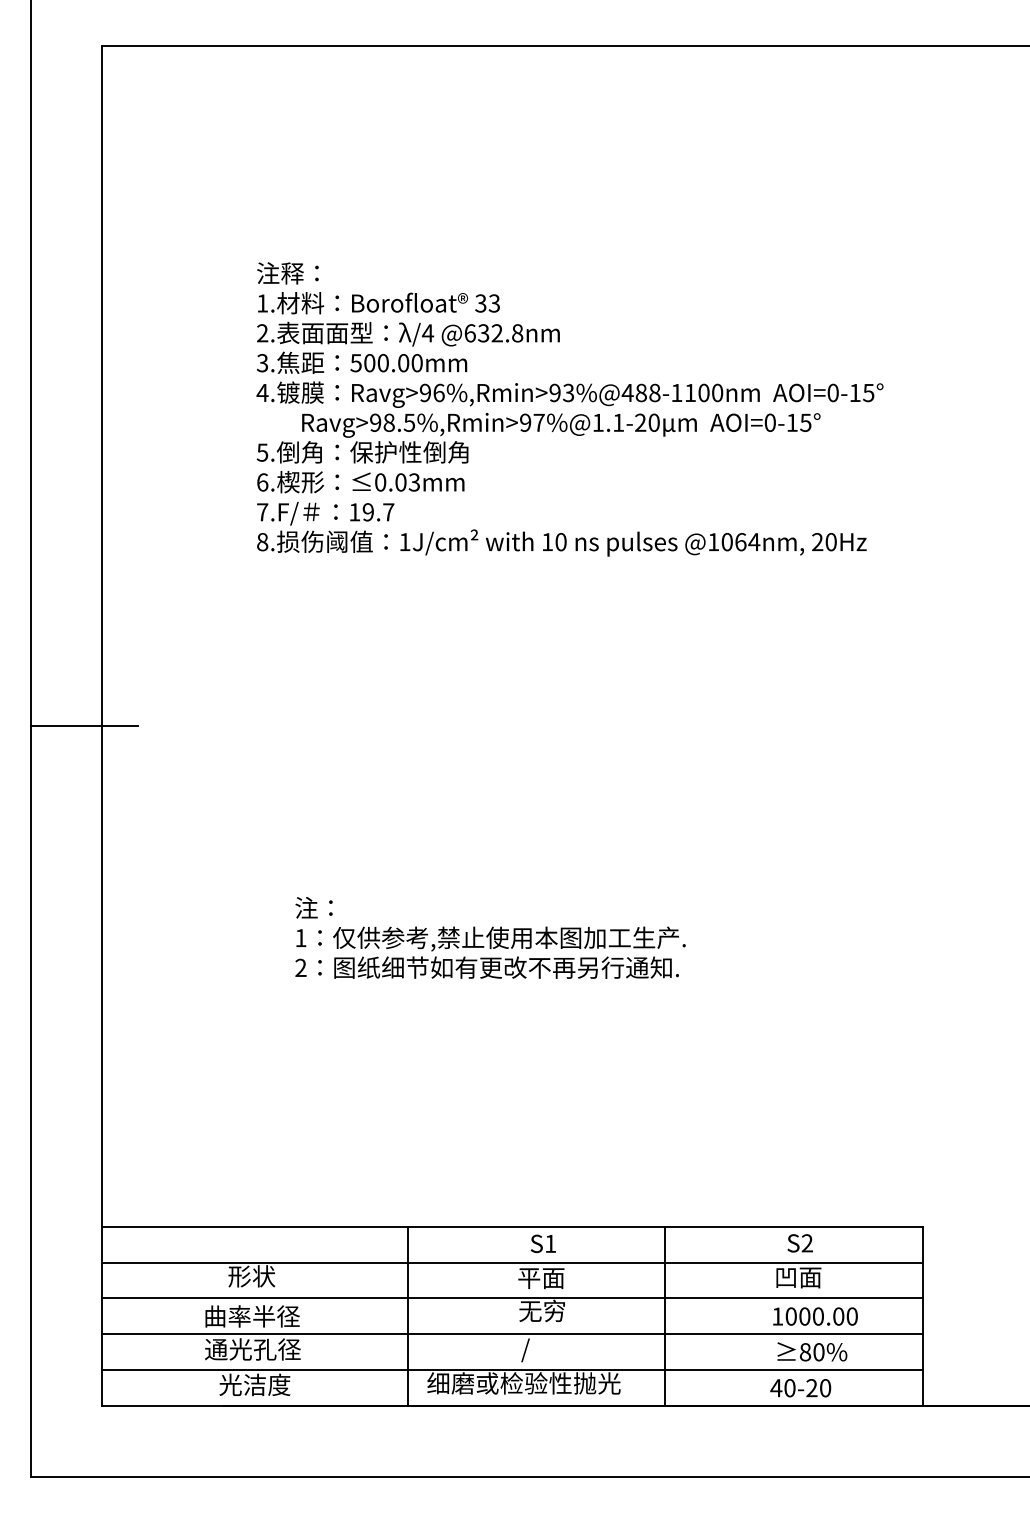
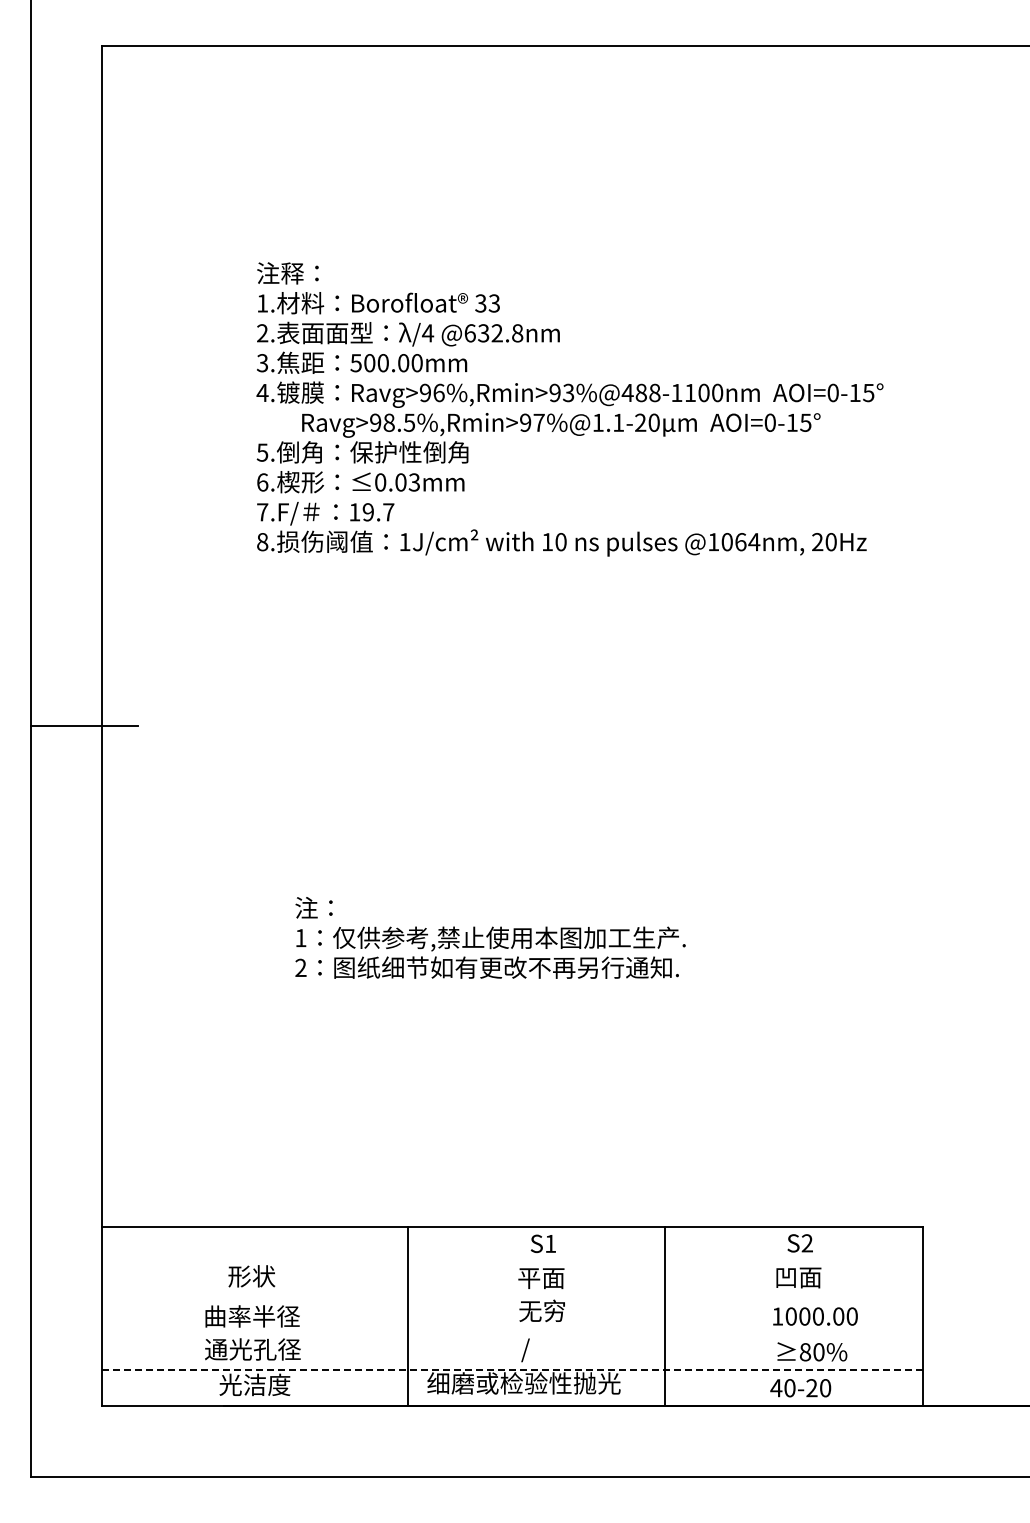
line: present -> none (512, 1262)
line: present -> none (512, 1298)
line: present -> none (512, 1334)
line: solid -> dashed (513, 1369)
